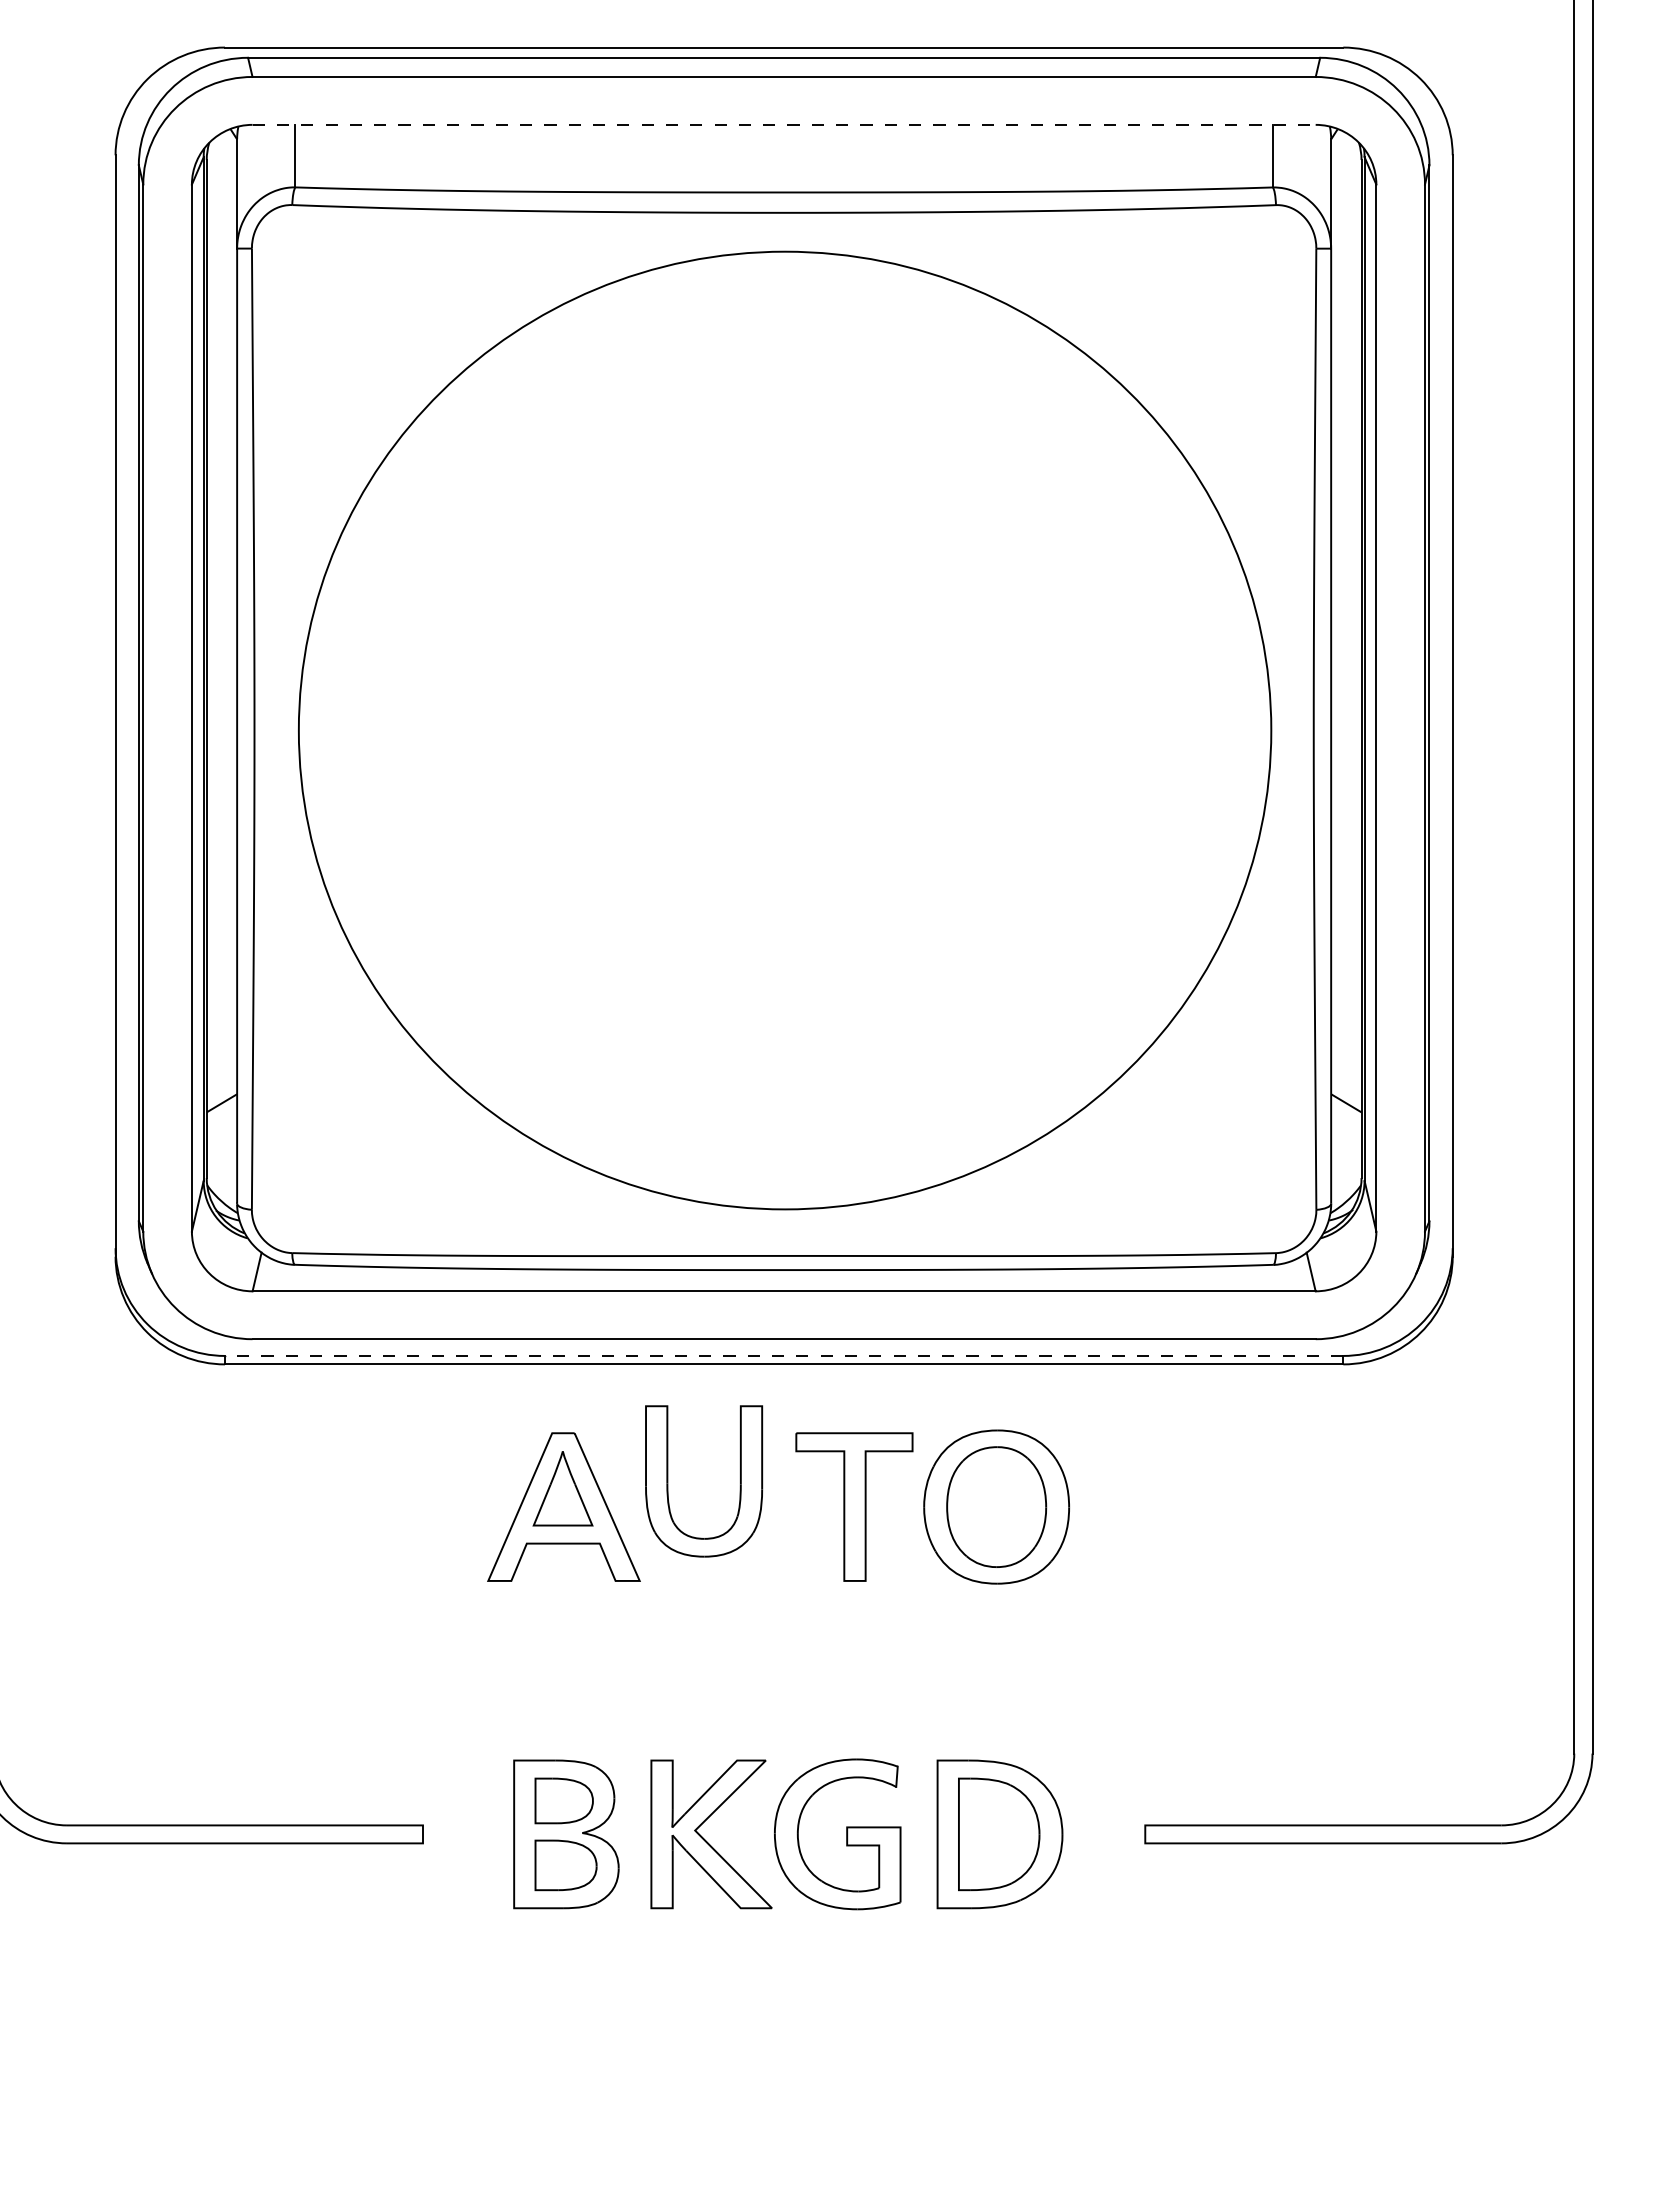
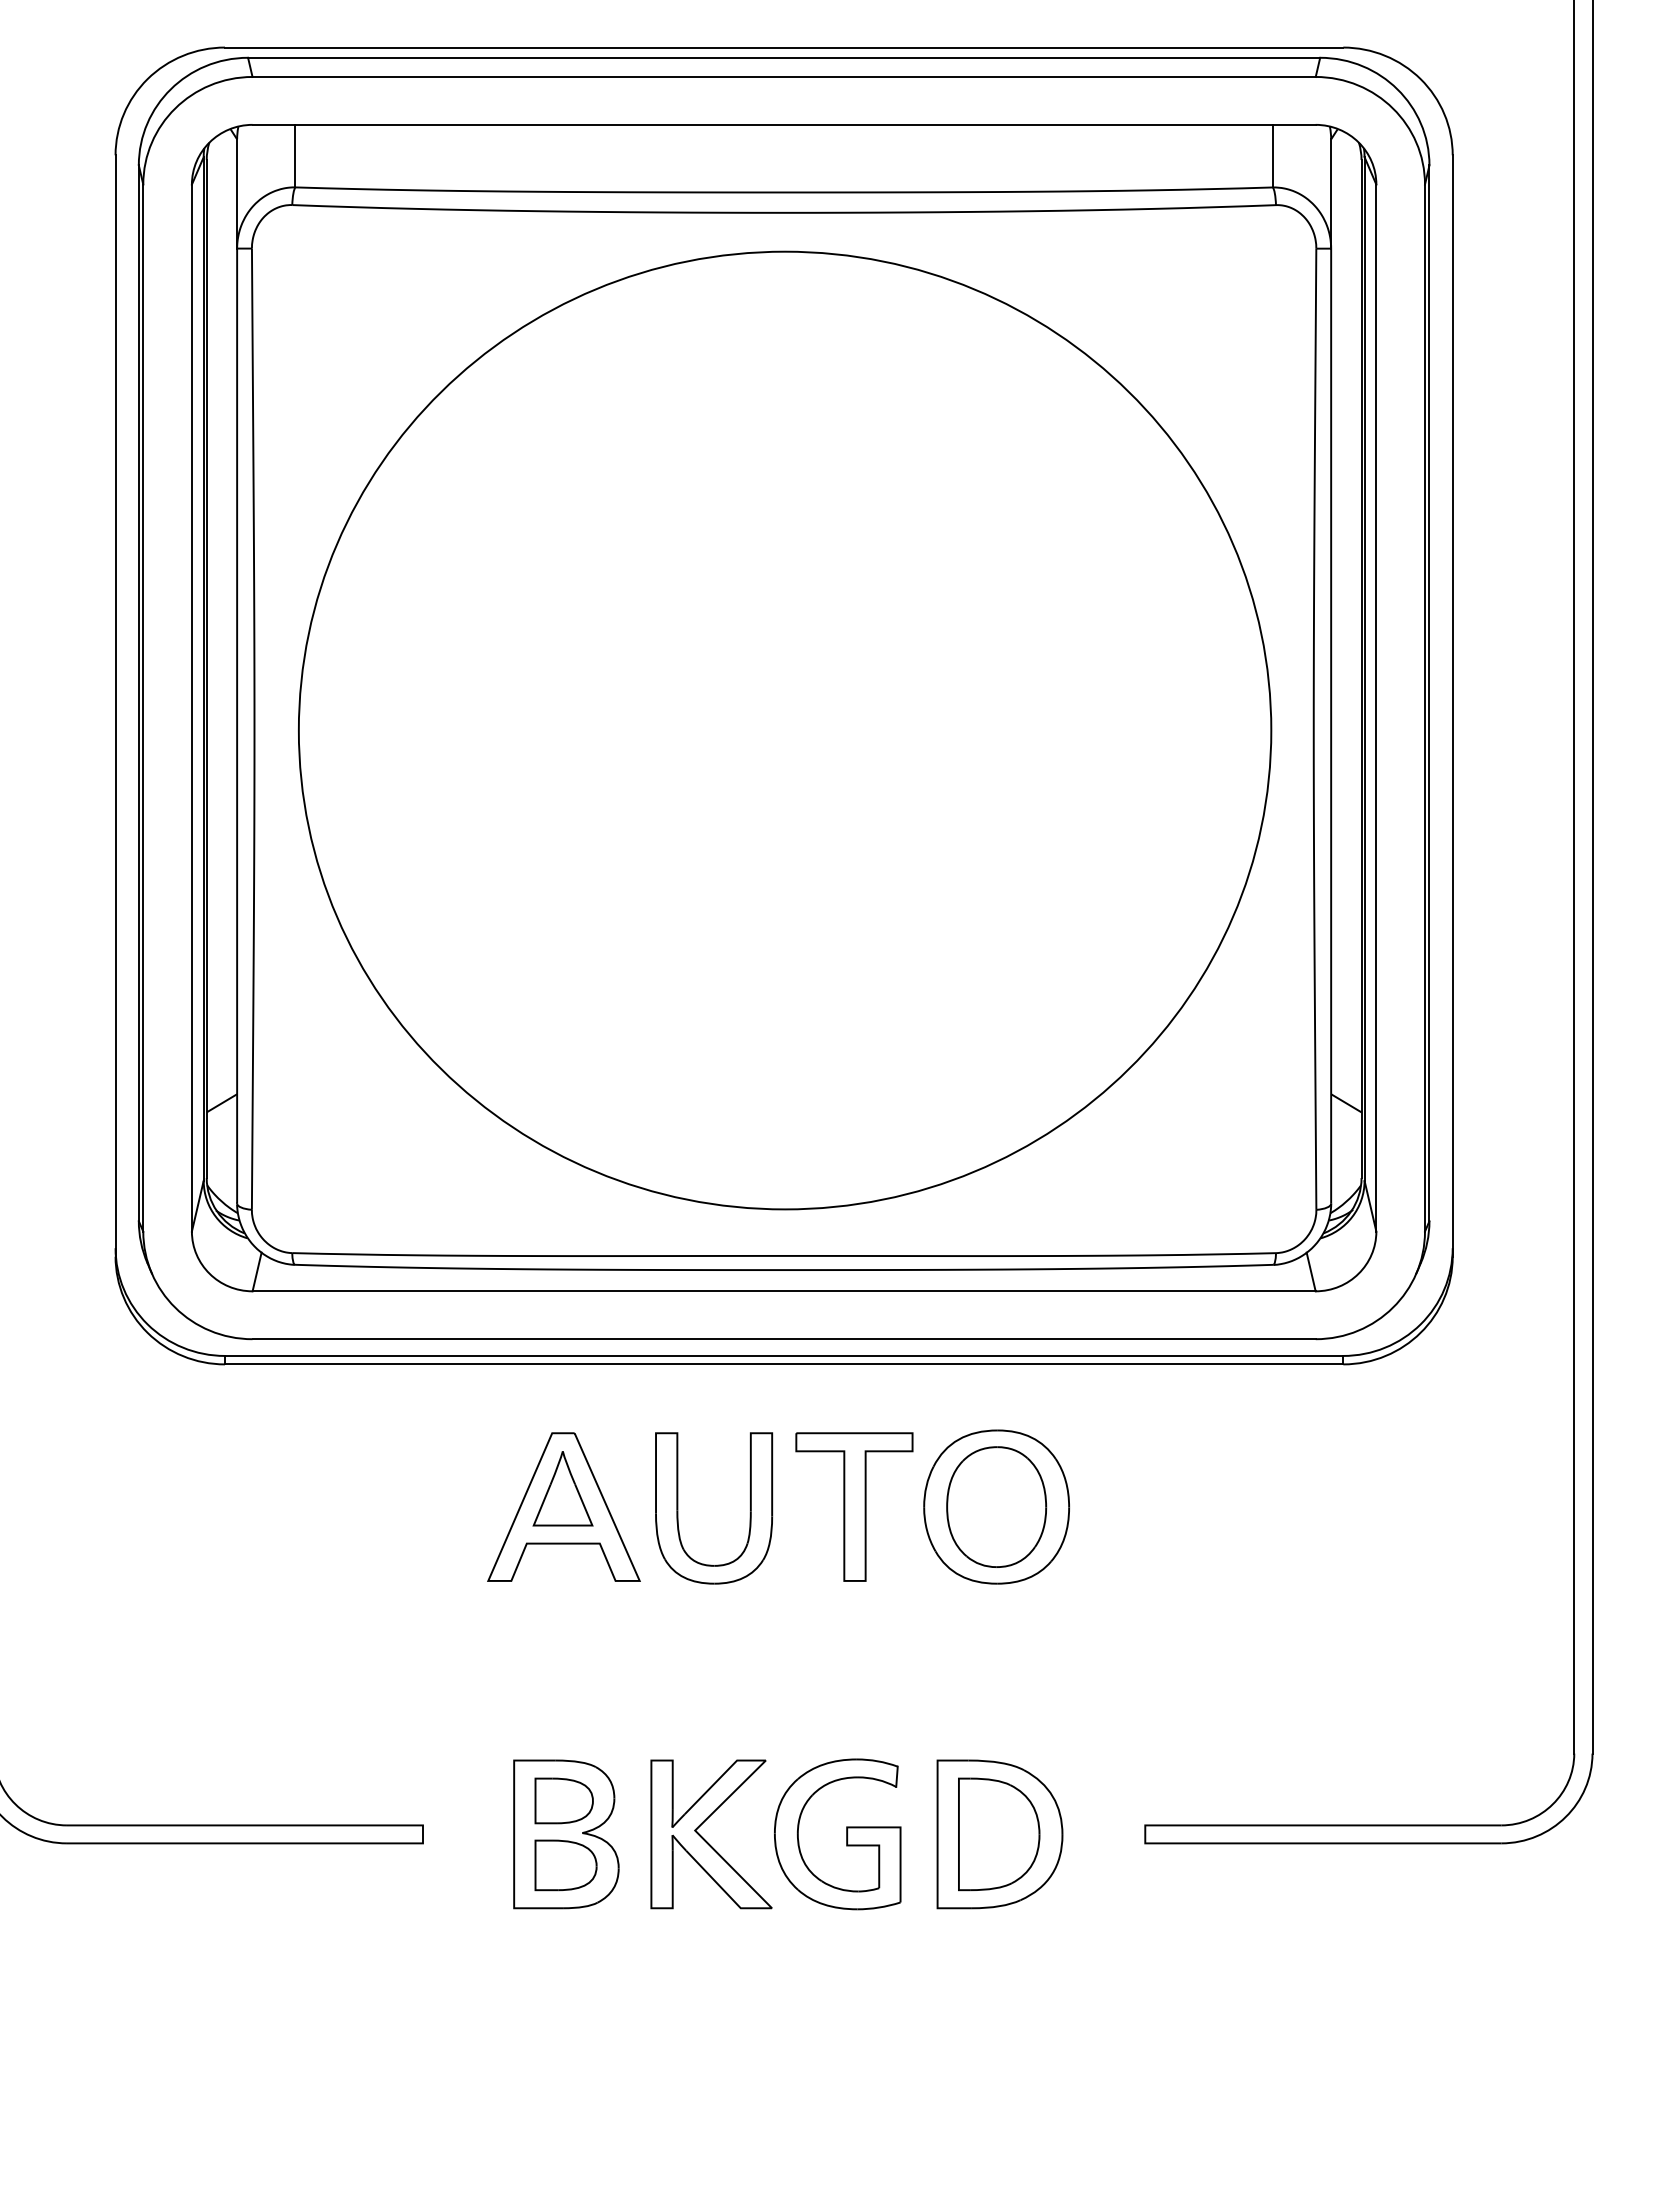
line: dashed -> solid (784, 124)
line: dashed -> solid (783, 1355)
part position: (739, 1484) -> (749, 1511) (749, 1511)
